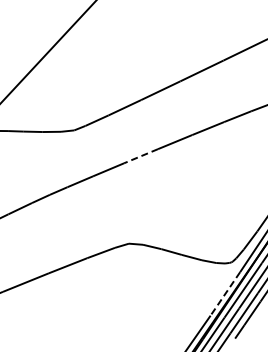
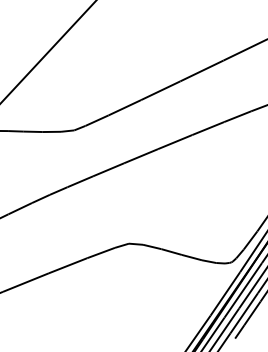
line: dashed -> solid (140, 156)
line: dashed -> solid (225, 294)
